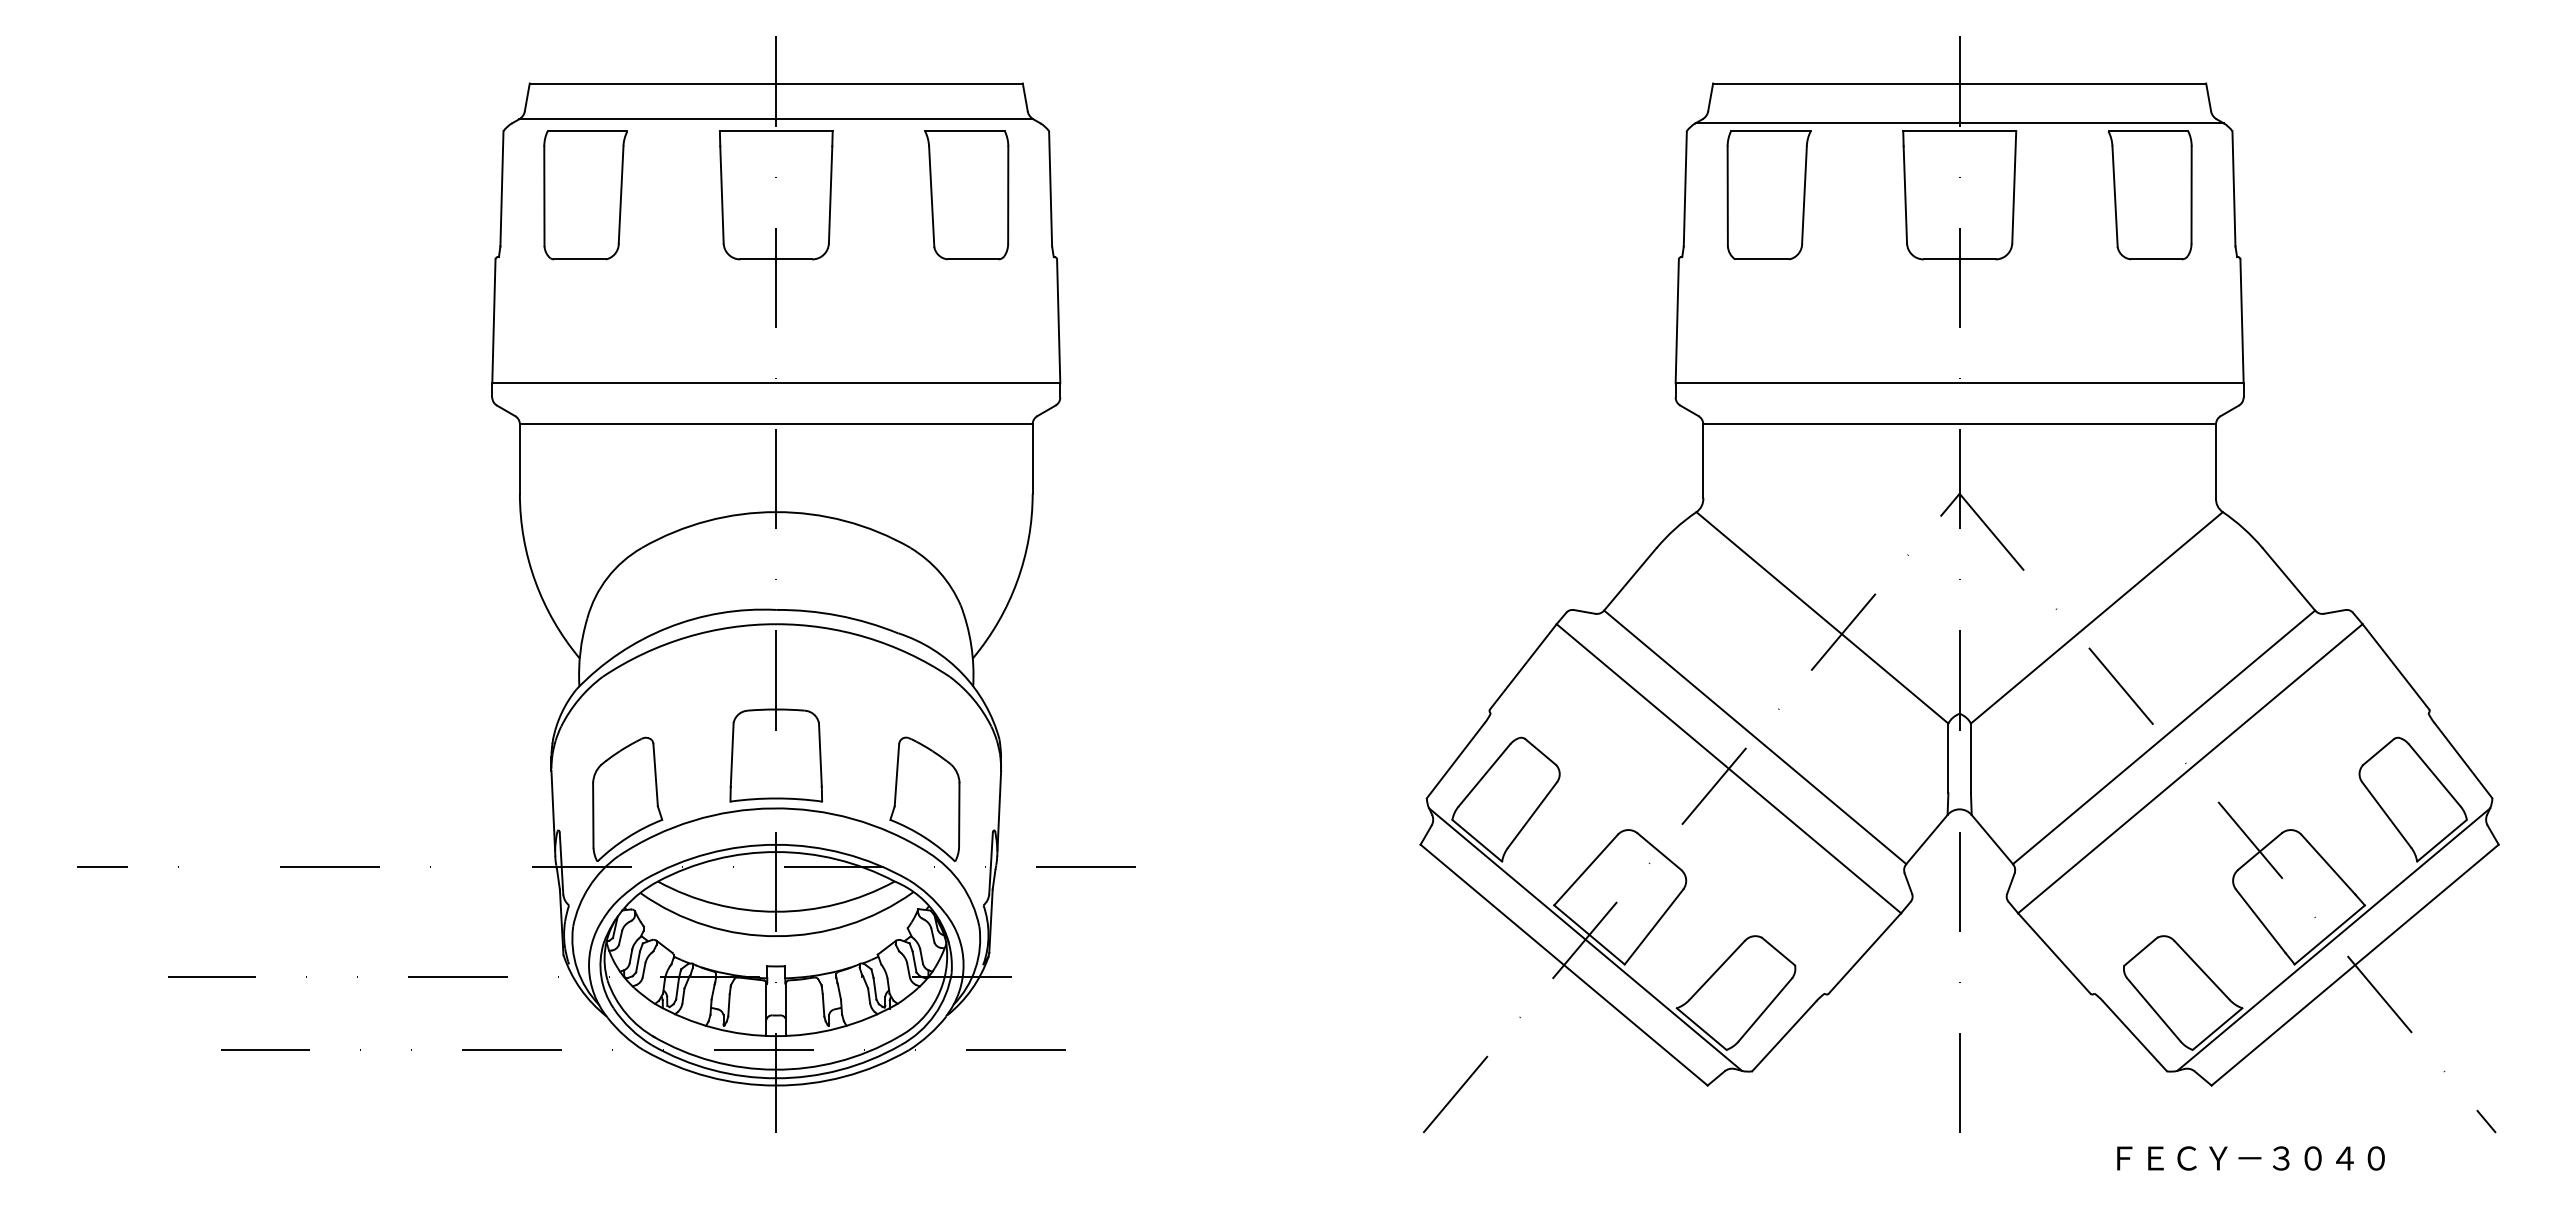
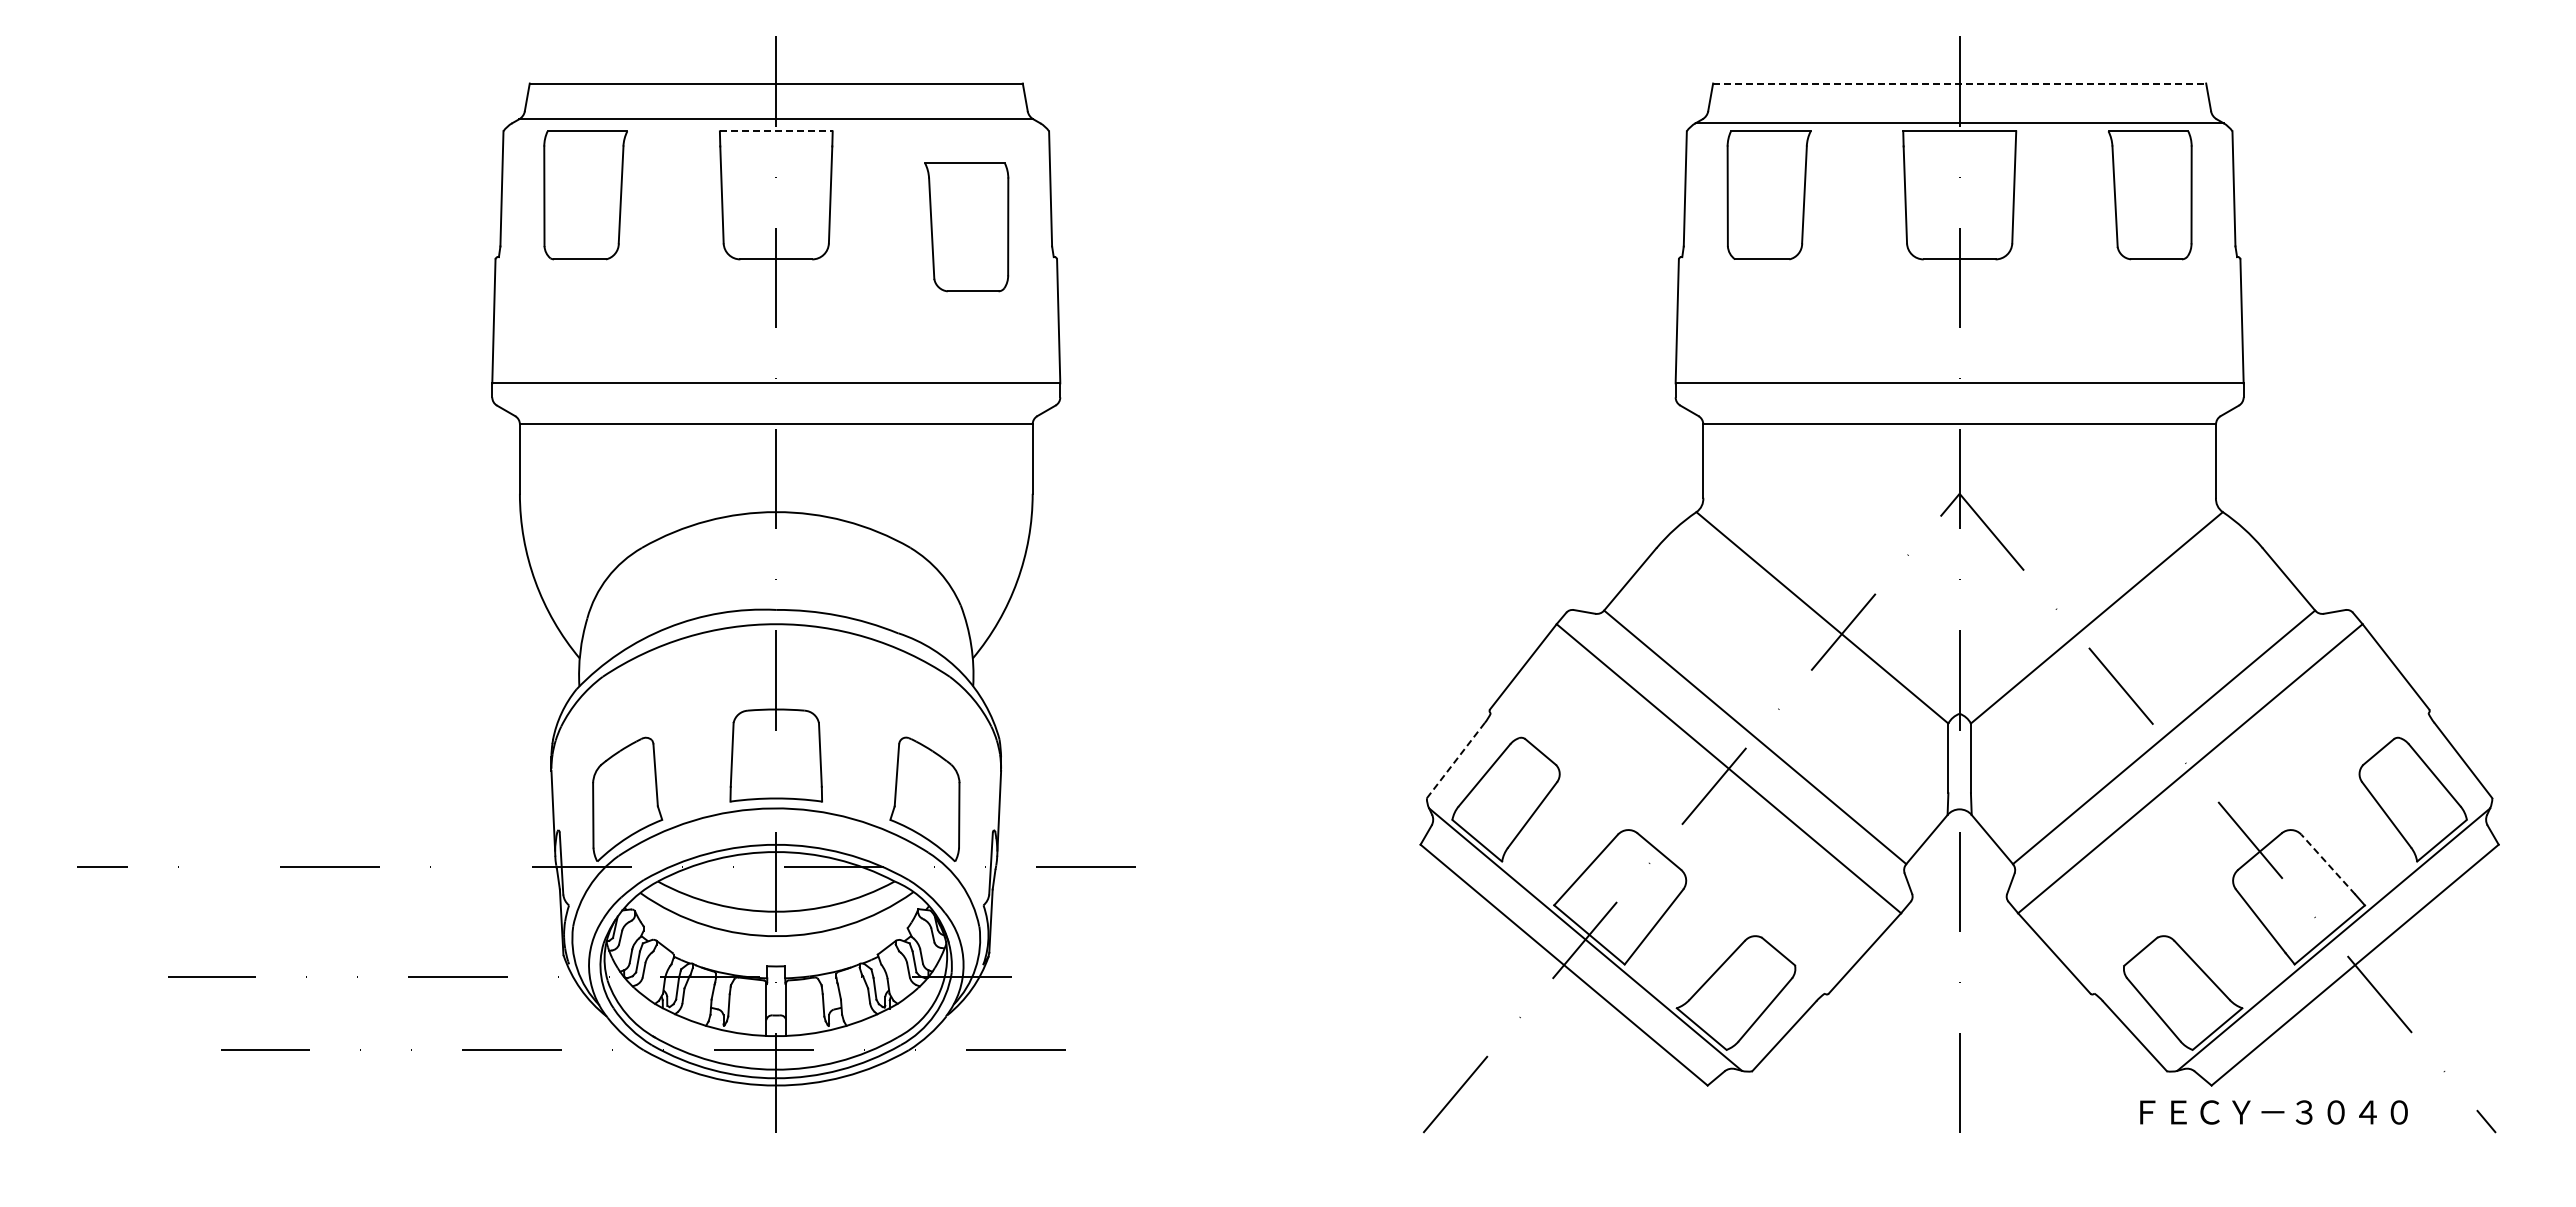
line: solid -> dashed (1959, 83)
line: solid -> dashed (776, 131)
part position: (966, 195) -> (966, 227) (966, 227)
line: solid -> dashed (1455, 761)
line: solid -> dashed (2328, 864)
text position: (2250, 1158) -> (2273, 1112) (2273, 1112)
